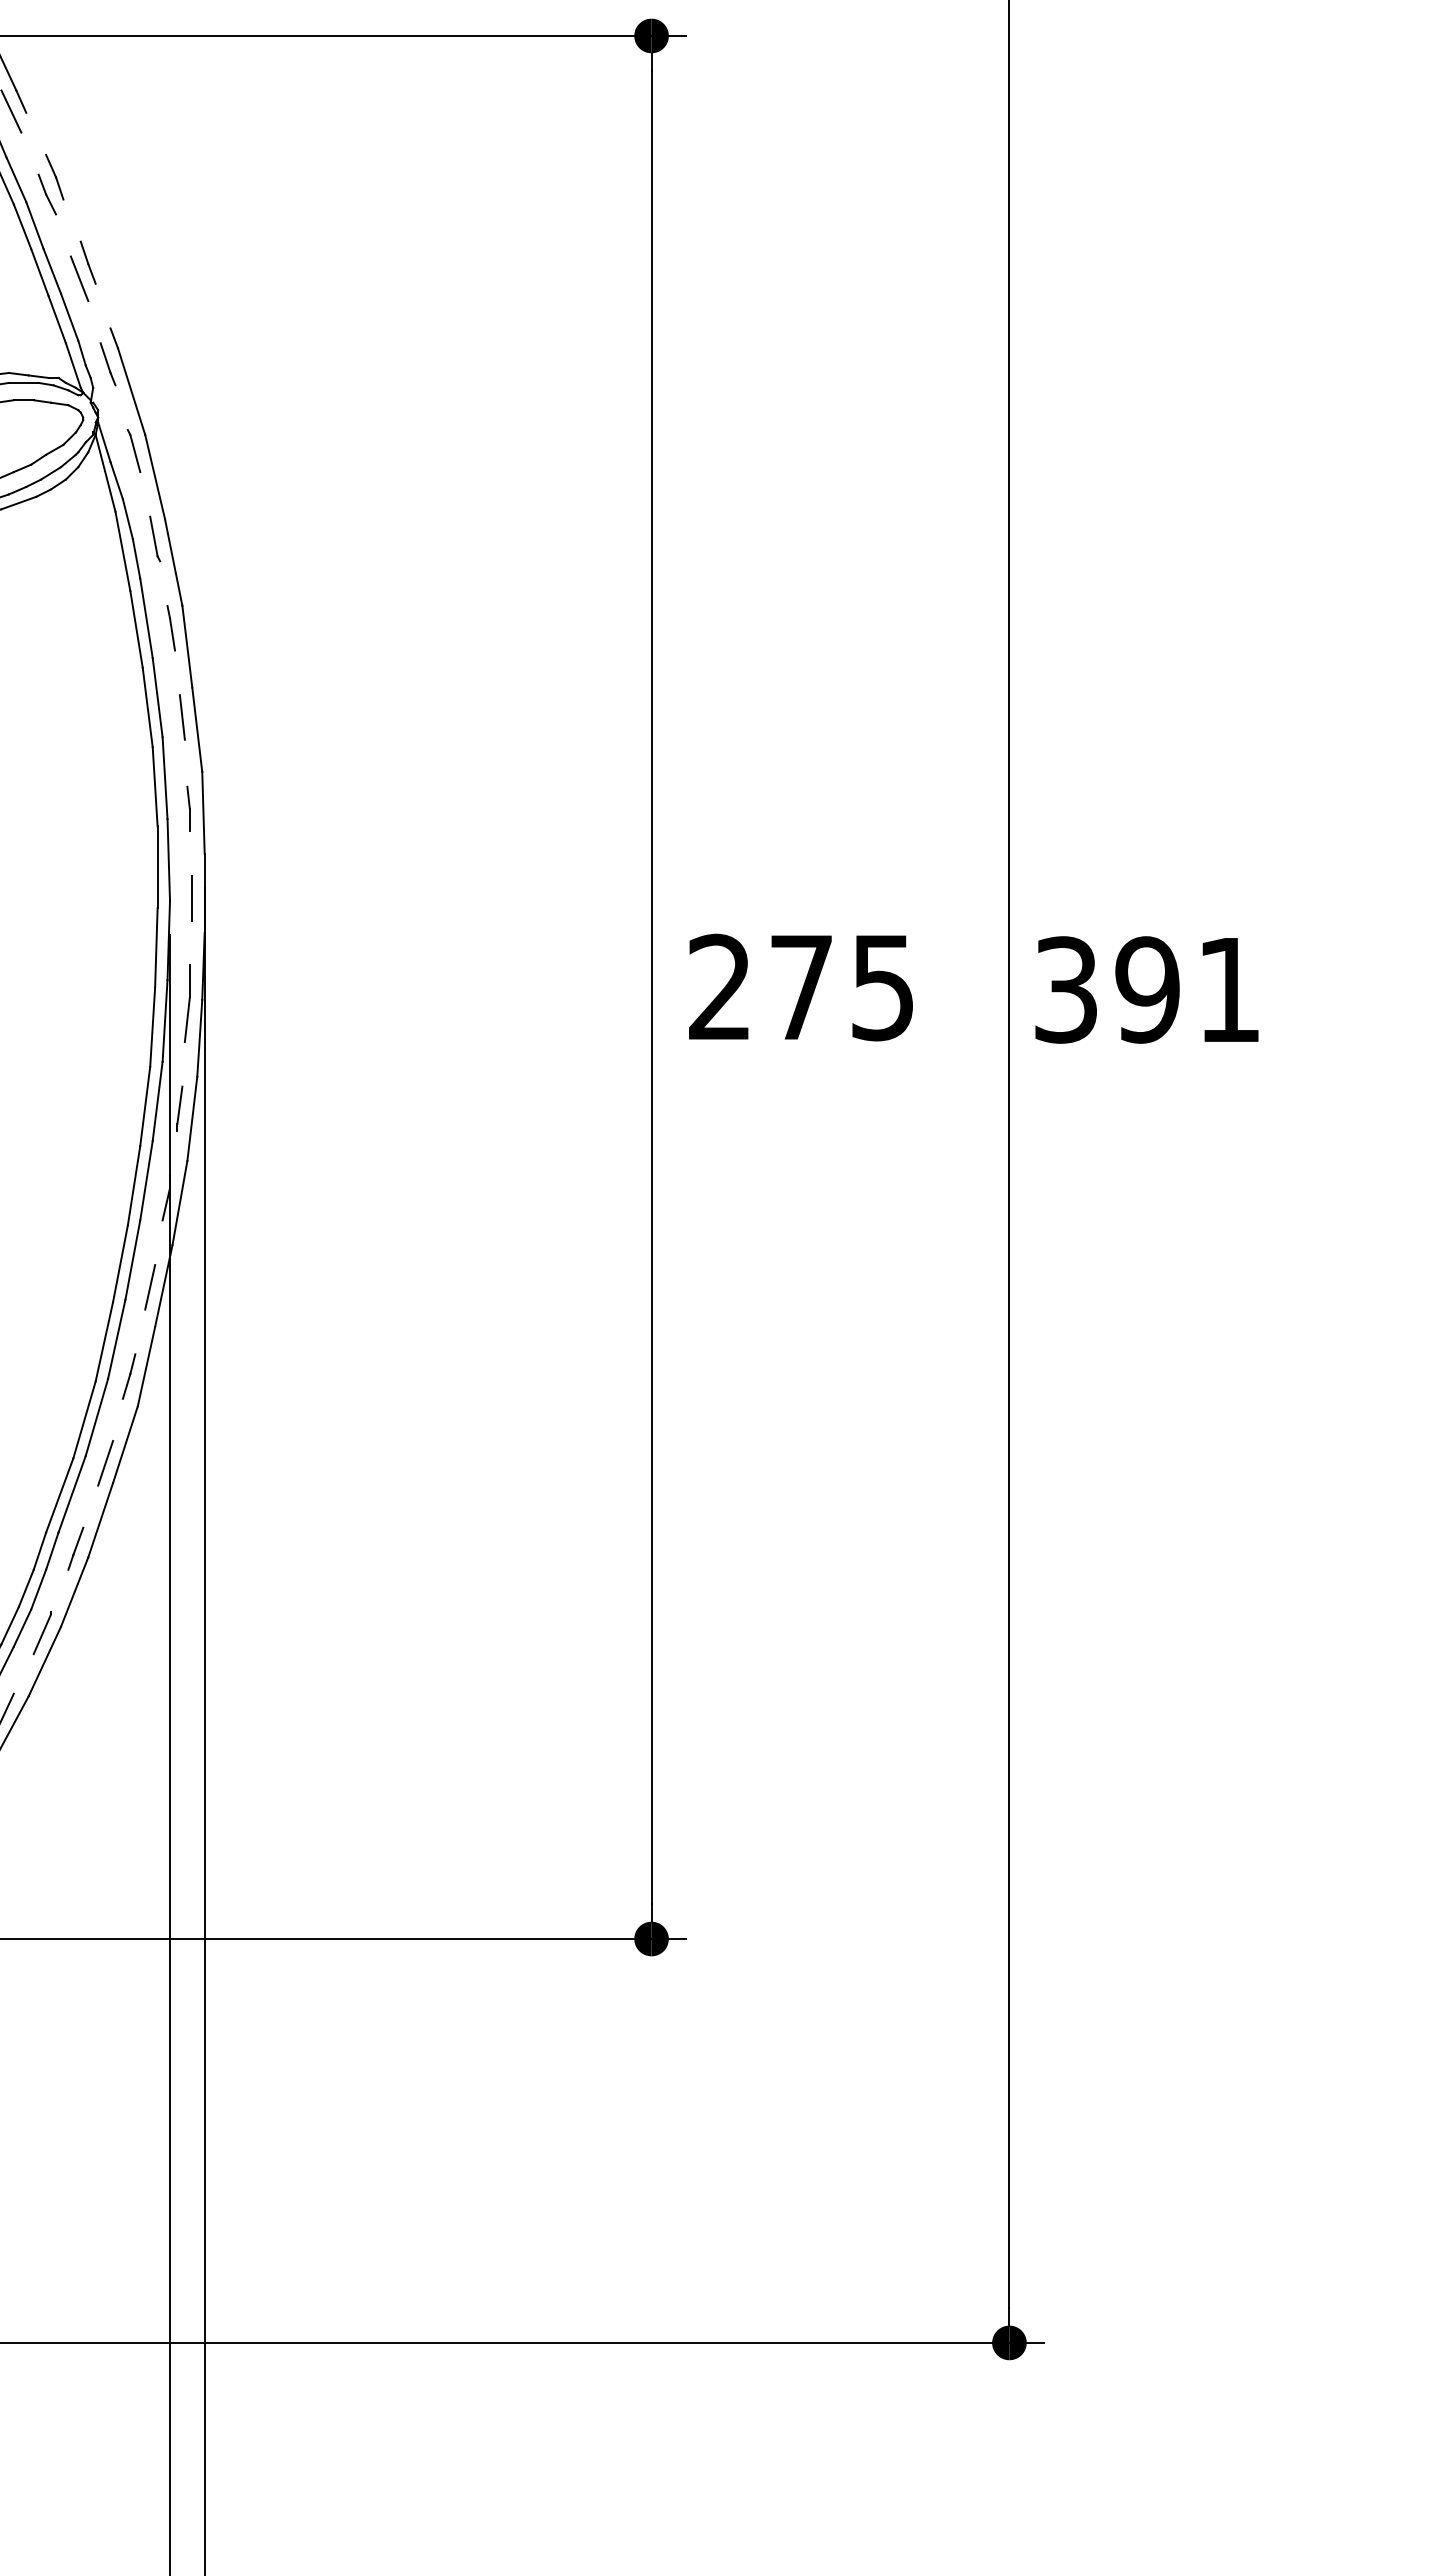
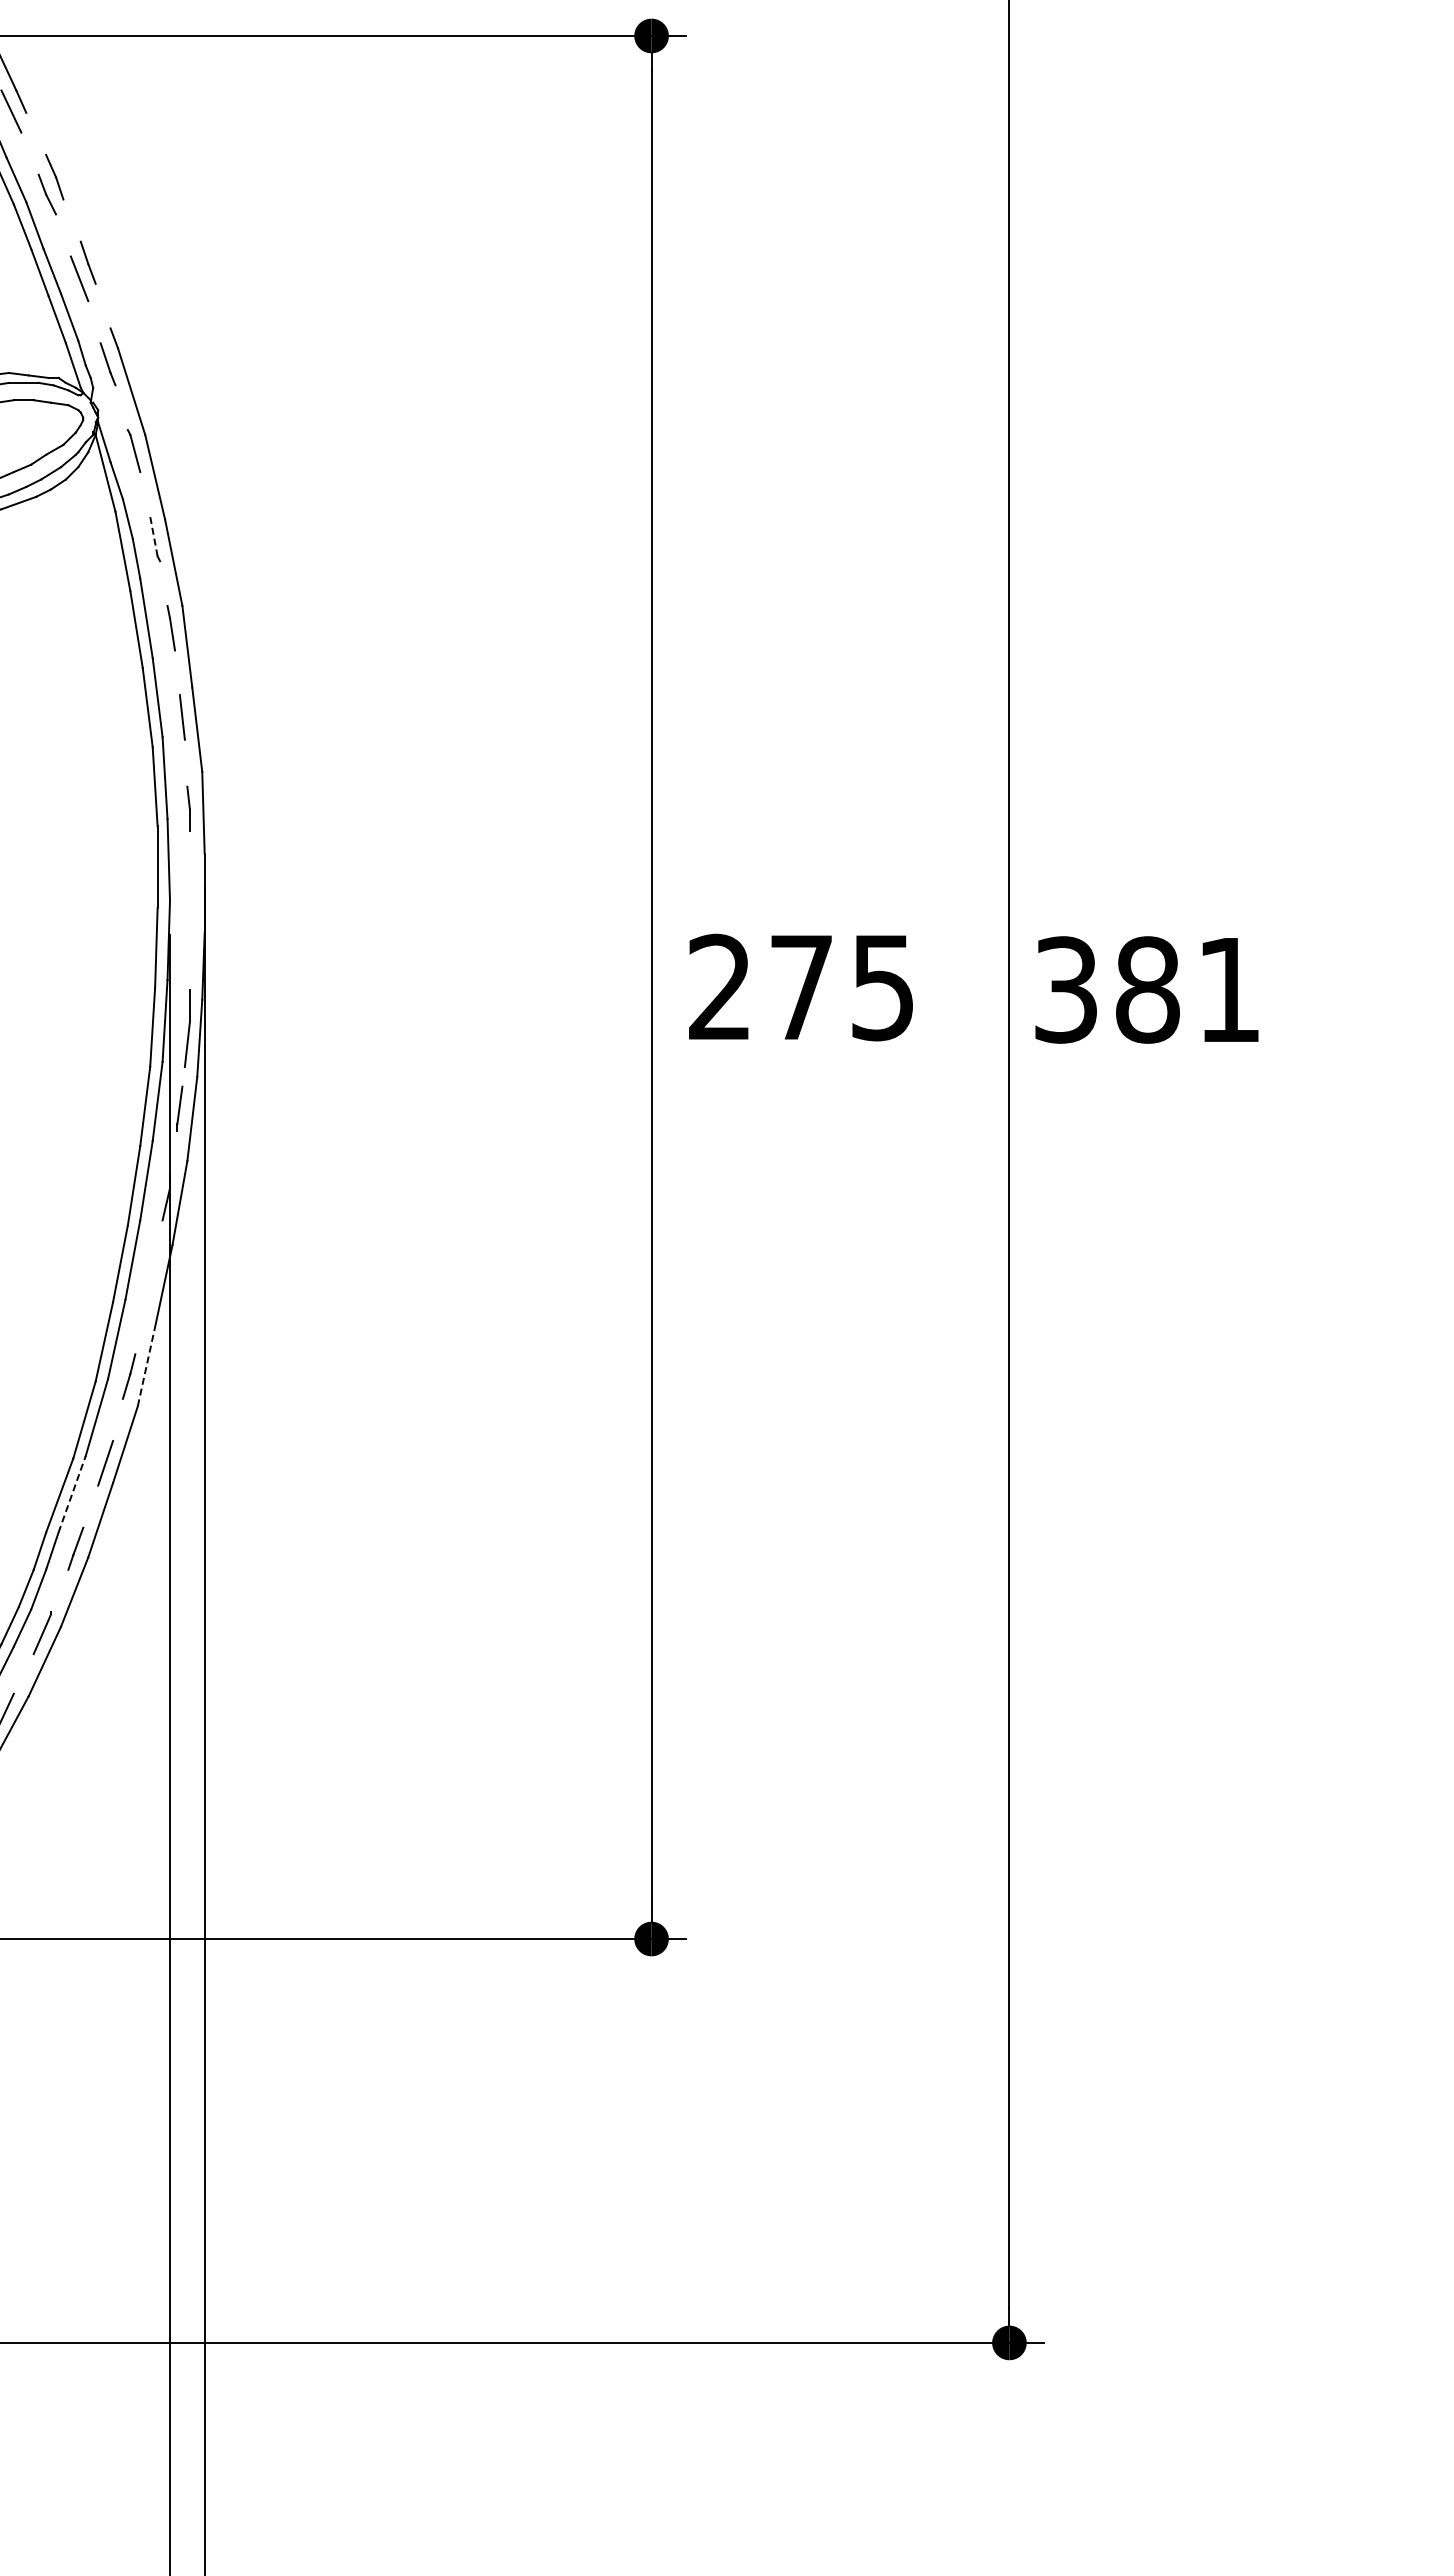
line: solid -> dashed (153, 536)
line: present -> none (192, 898)
text: 391 -> 381 (1147, 989)
part position: (187, 1003) -> (187, 1028) (187, 1028)
line: present -> none (150, 1287)
line: solid -> dashed (146, 1366)
line: solid -> dashed (72, 1494)
